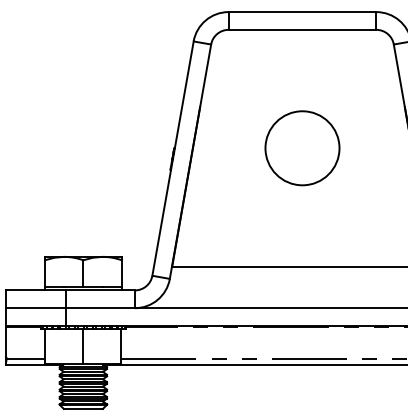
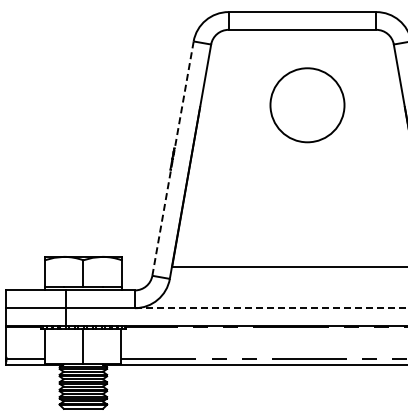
circle position: (302, 148) -> (307, 105) (307, 105)
line: solid -> dashed (173, 158)
line: solid -> dashed (271, 308)
